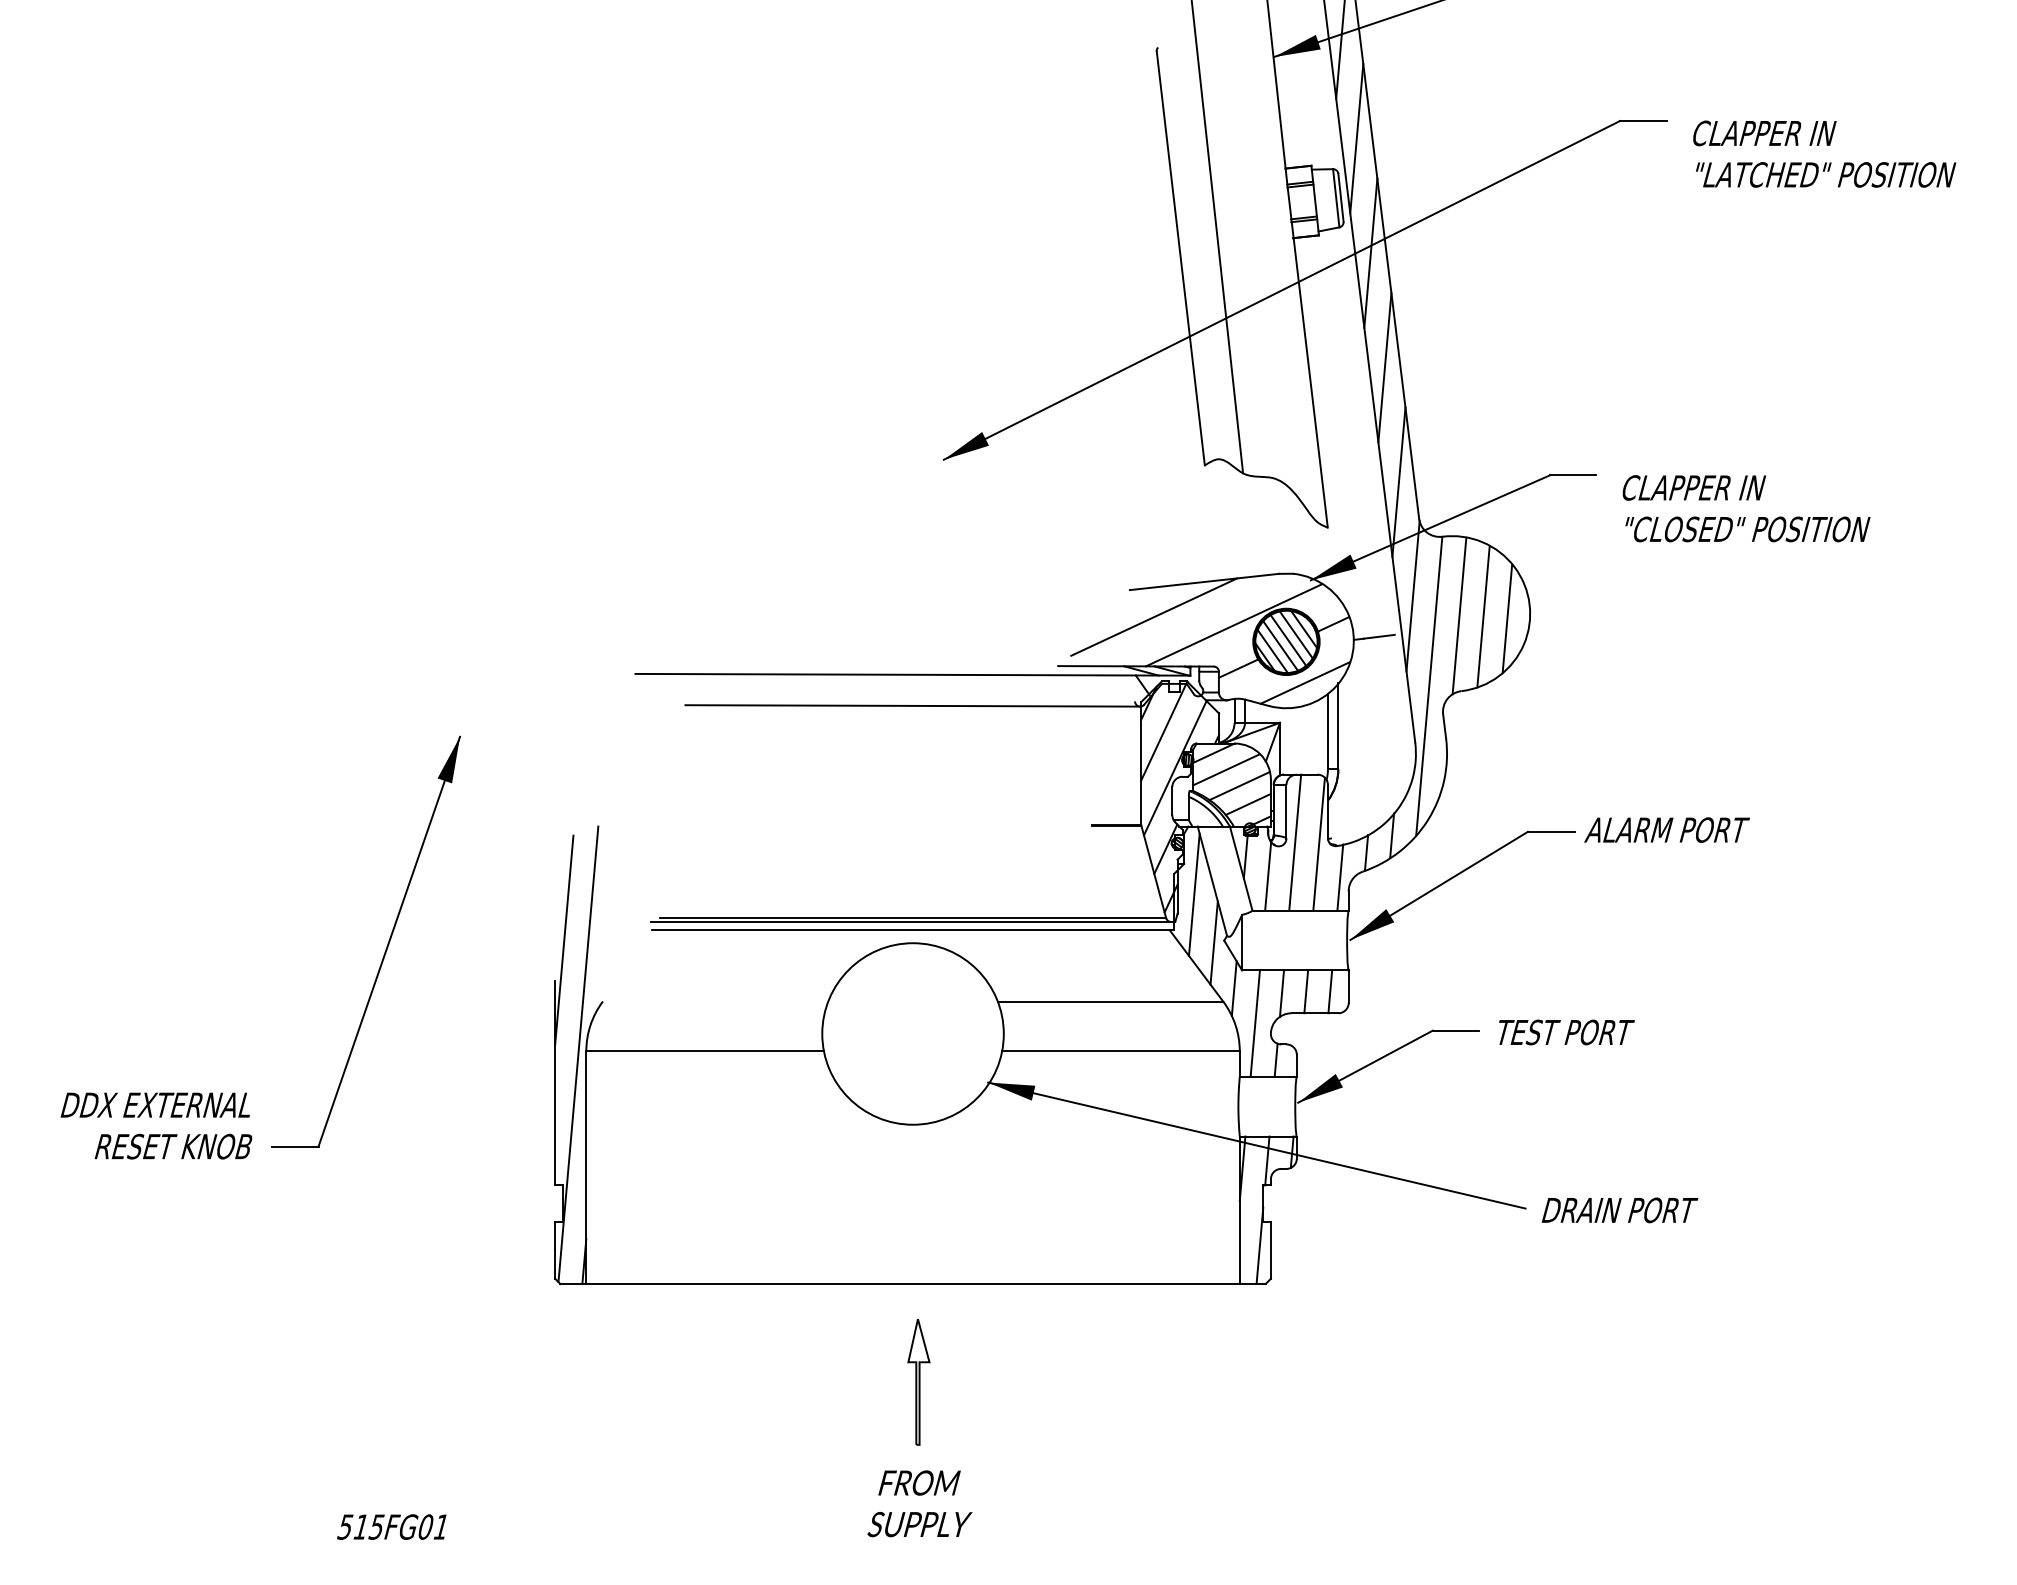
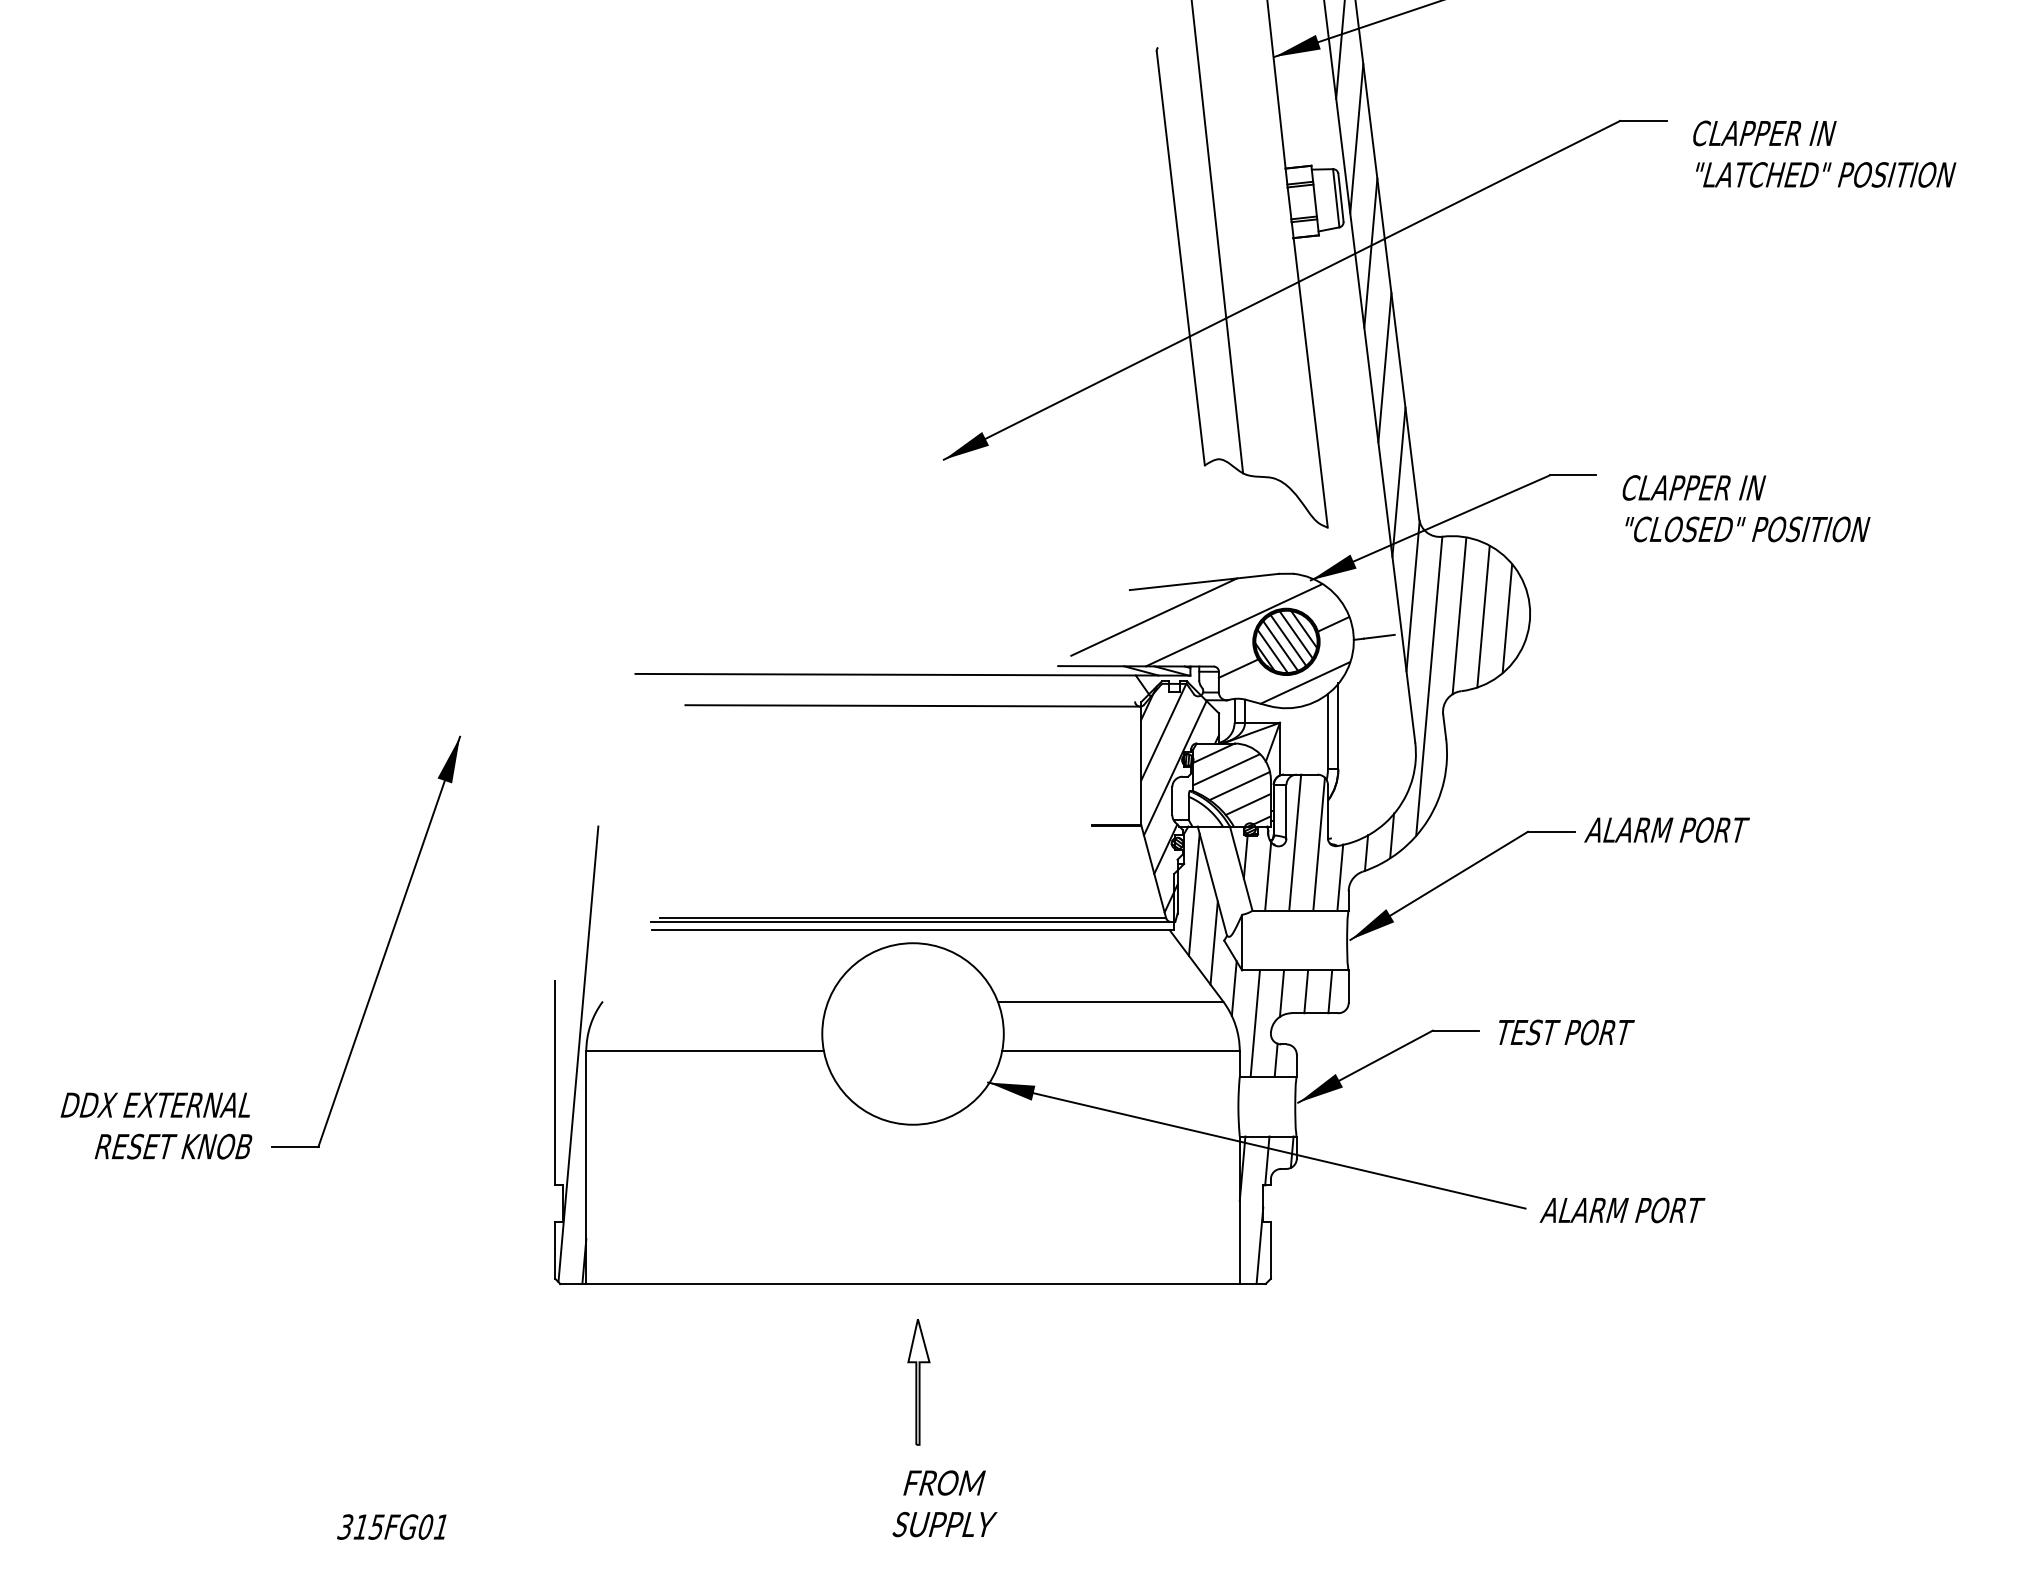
line: present -> none (564, 939)
text: DRAIN PORT -> ALARM PORT (1622, 1210)
text position: (919, 1503) -> (944, 1503) (944, 1503)
text: 515FG01 -> 315FG01 (345, 1526)
